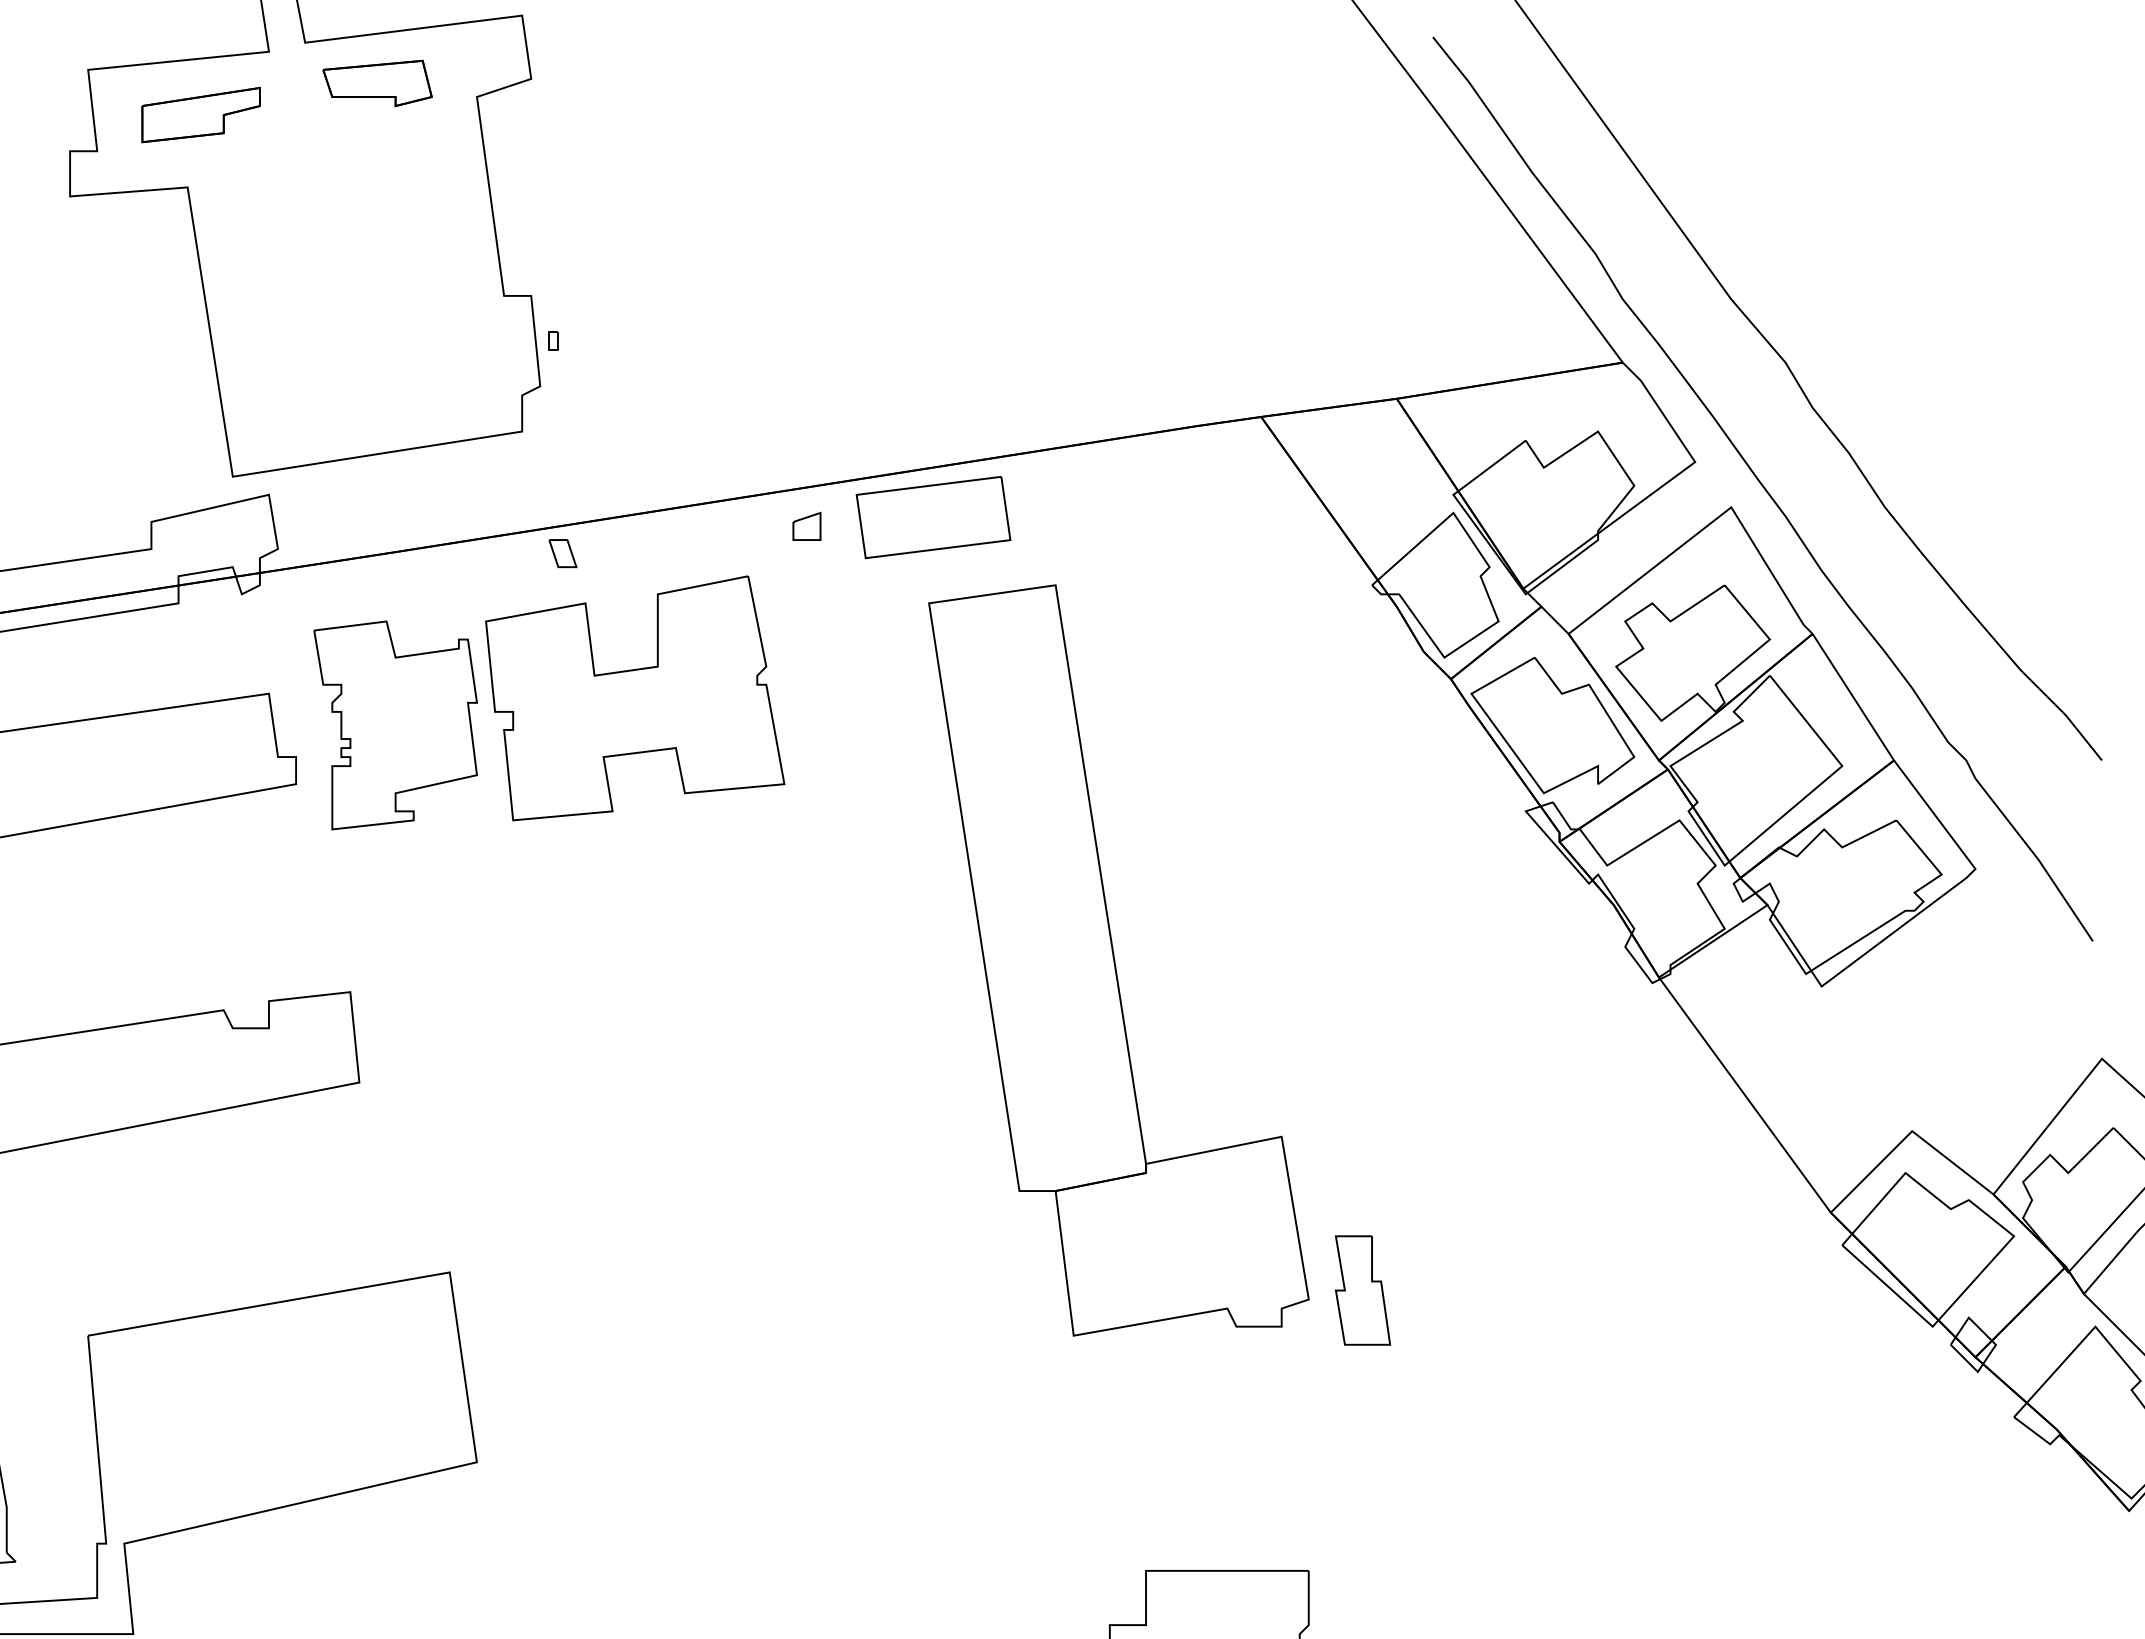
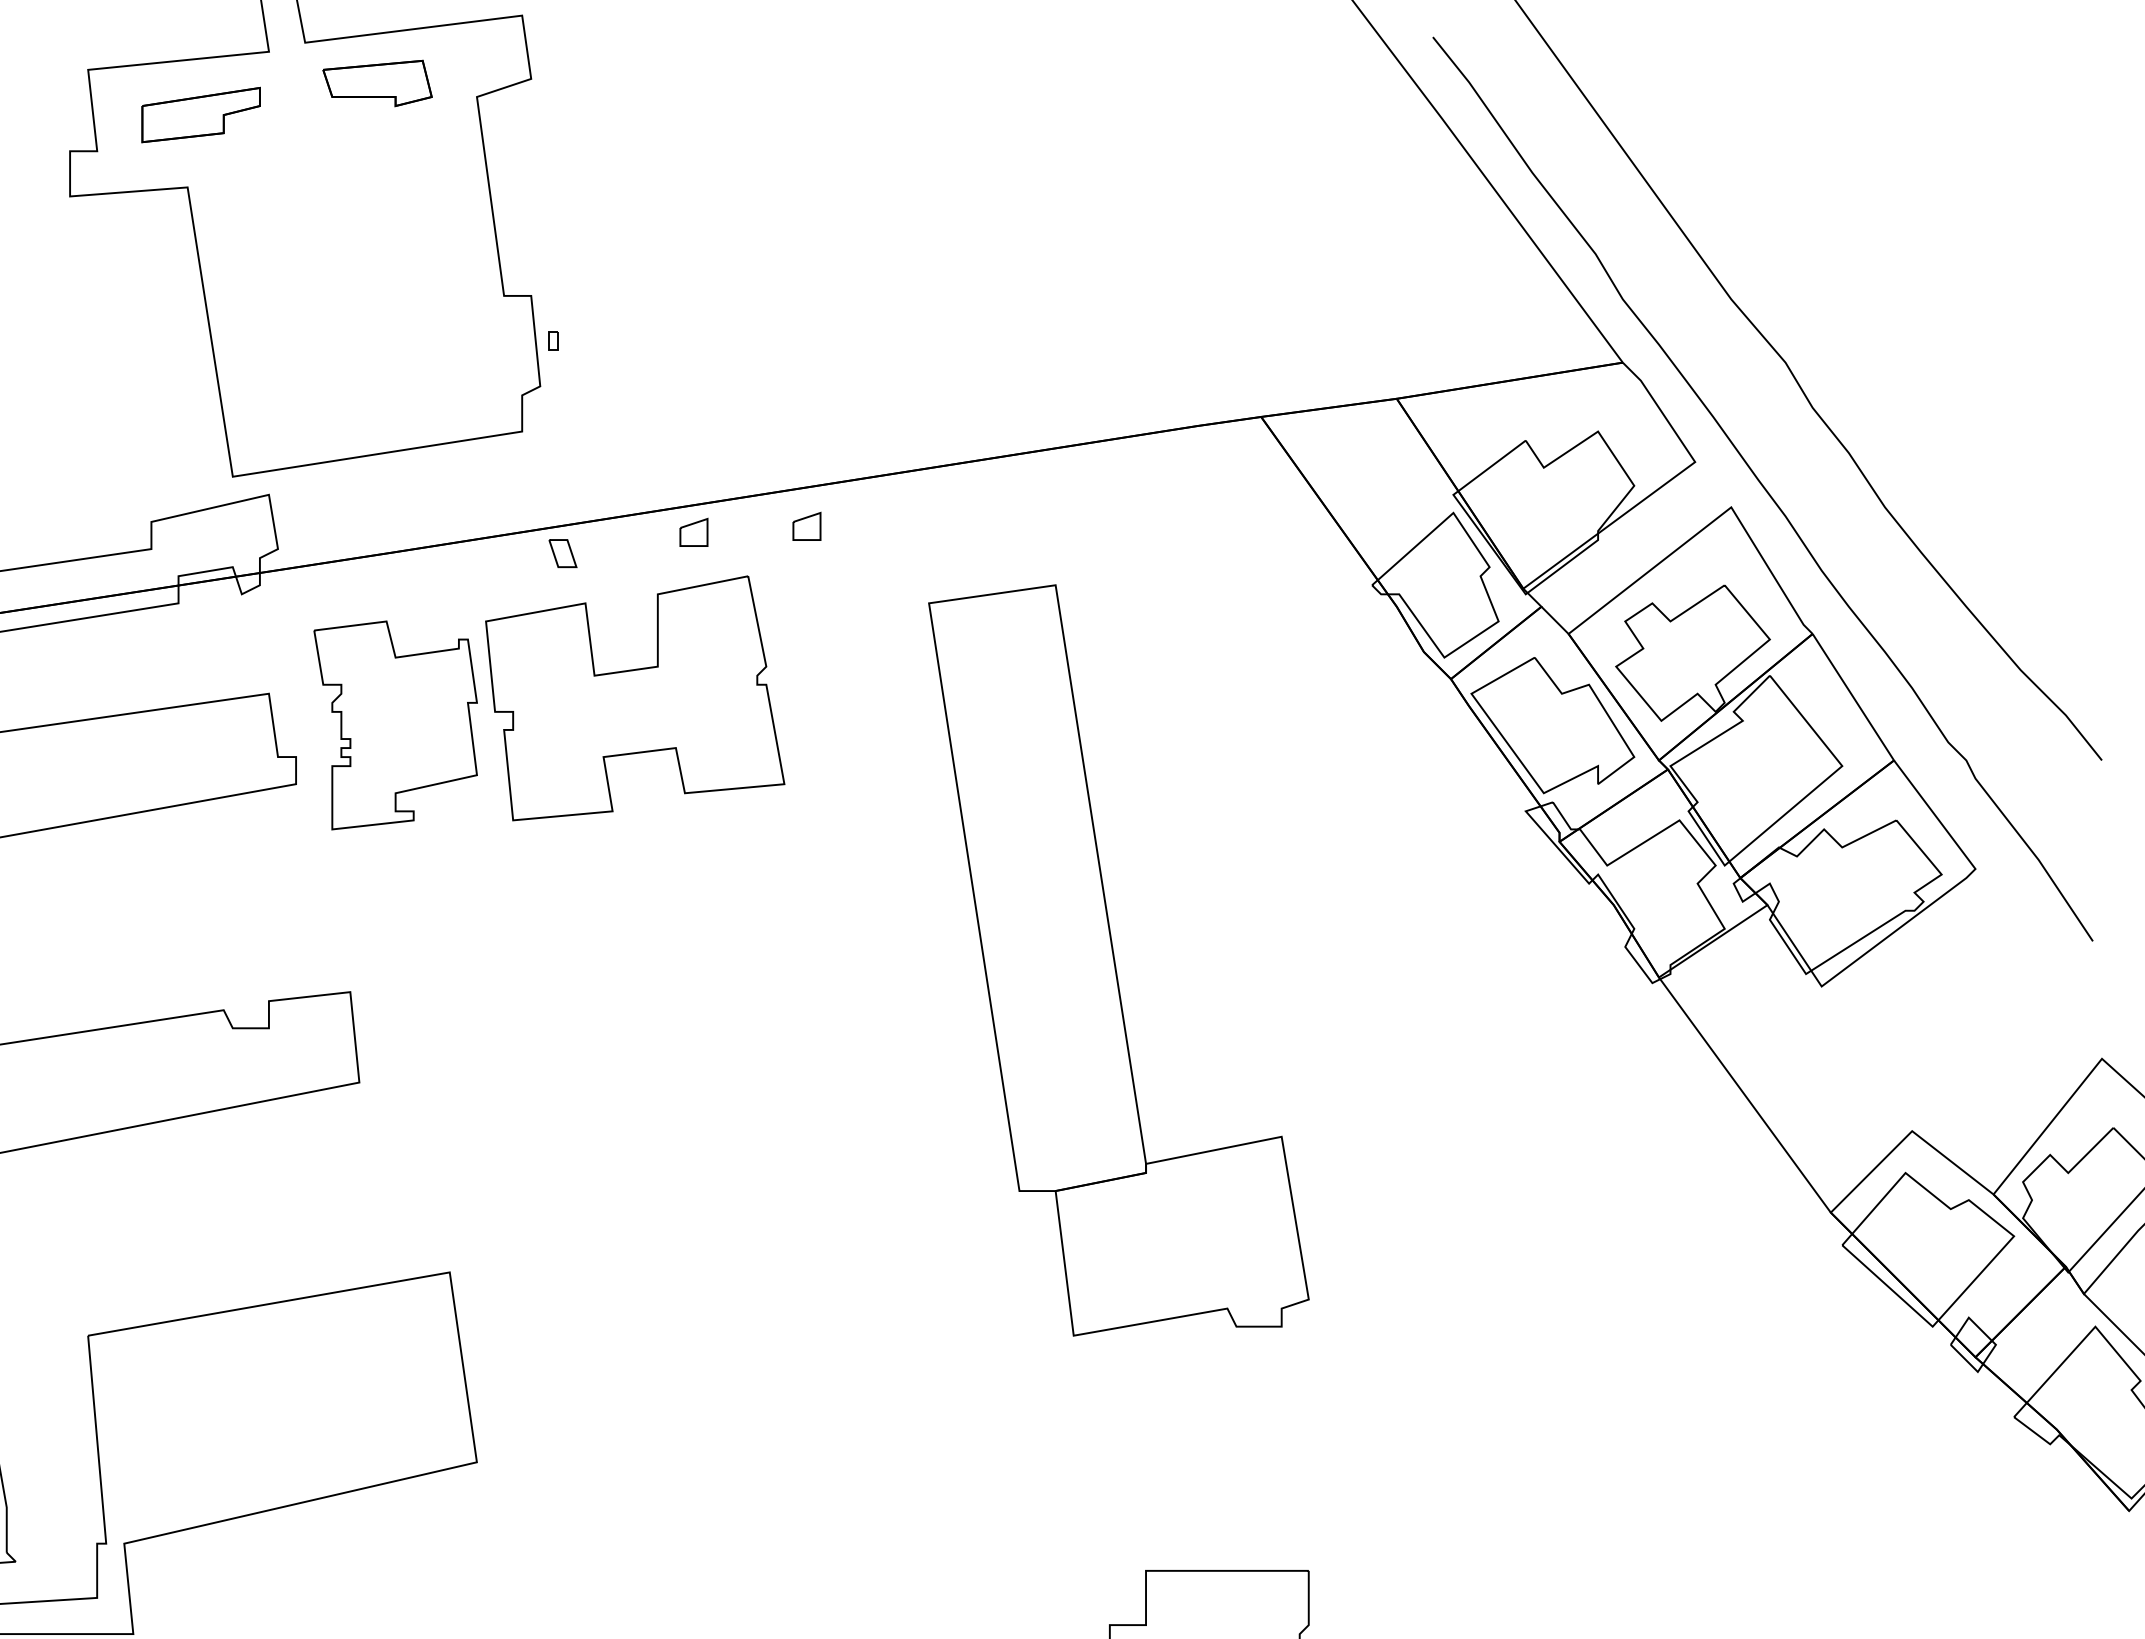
part: present -> none (933, 517)
part: none -> present (693, 531)
part: present -> none (1363, 1290)
